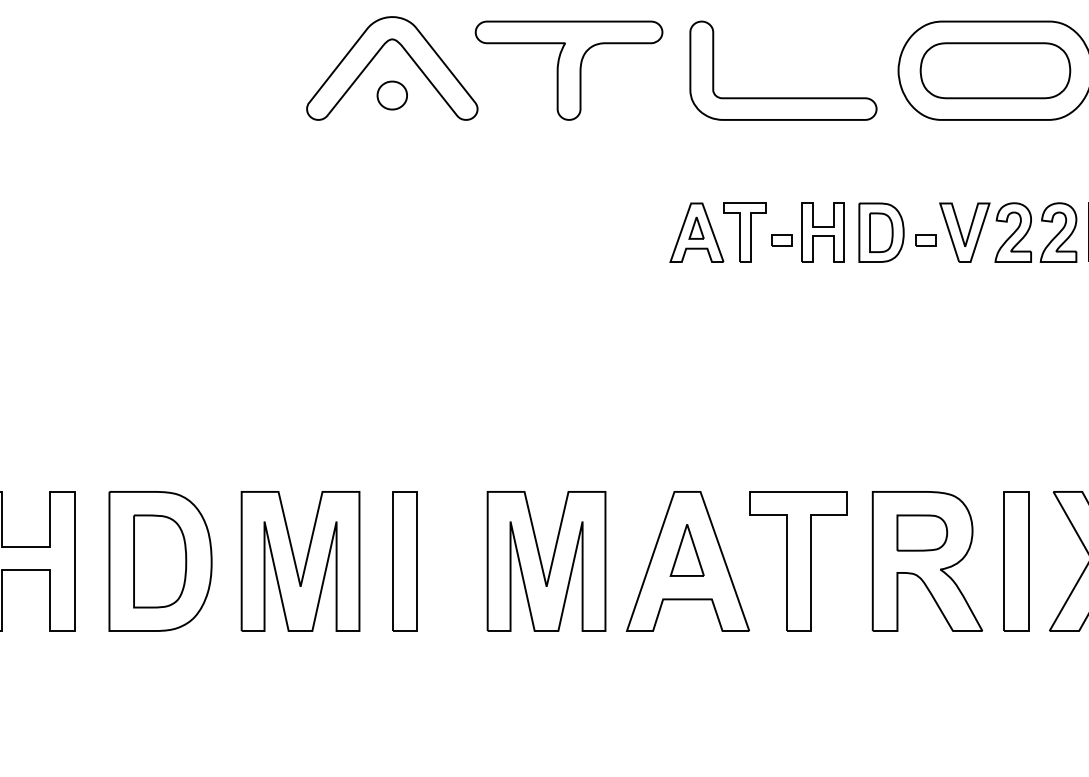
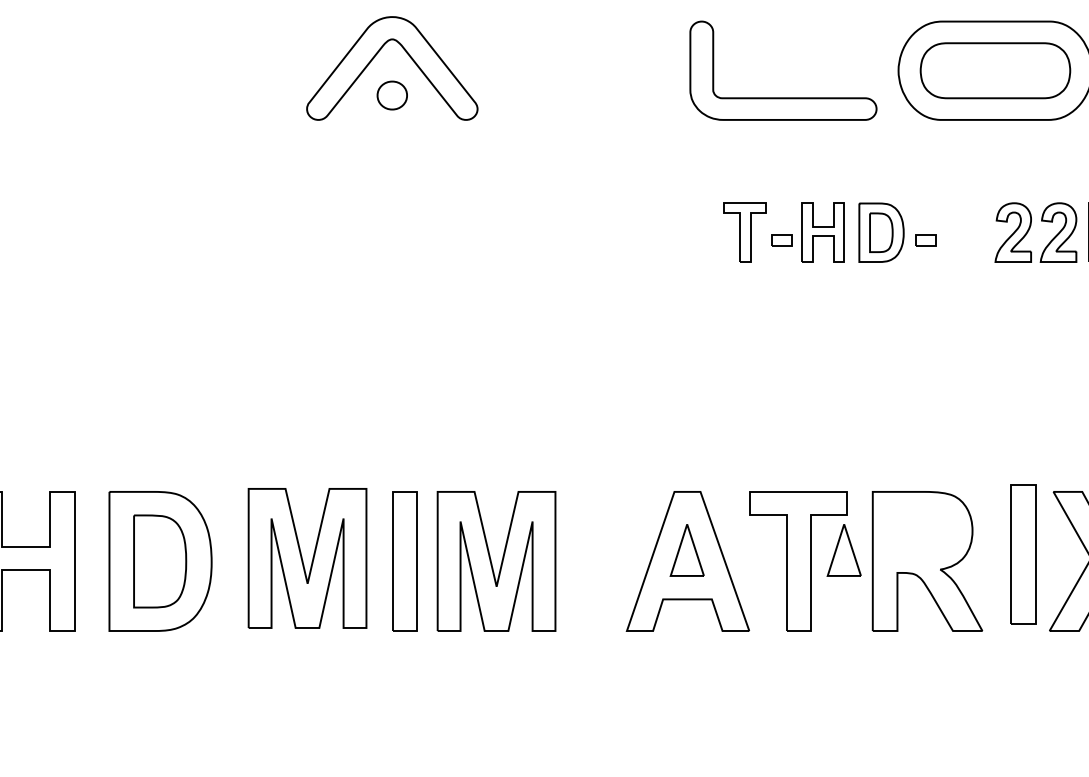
part: present -> none (568, 70)
part: present -> none (696, 232)
part: present -> none (964, 232)
part: present -> none (922, 532)
part: none -> present (843, 550)
part position: (300, 561) -> (307, 558) (307, 558)
part position: (546, 561) -> (496, 561) (496, 561)
part position: (1016, 561) -> (1023, 554) (1023, 554)
